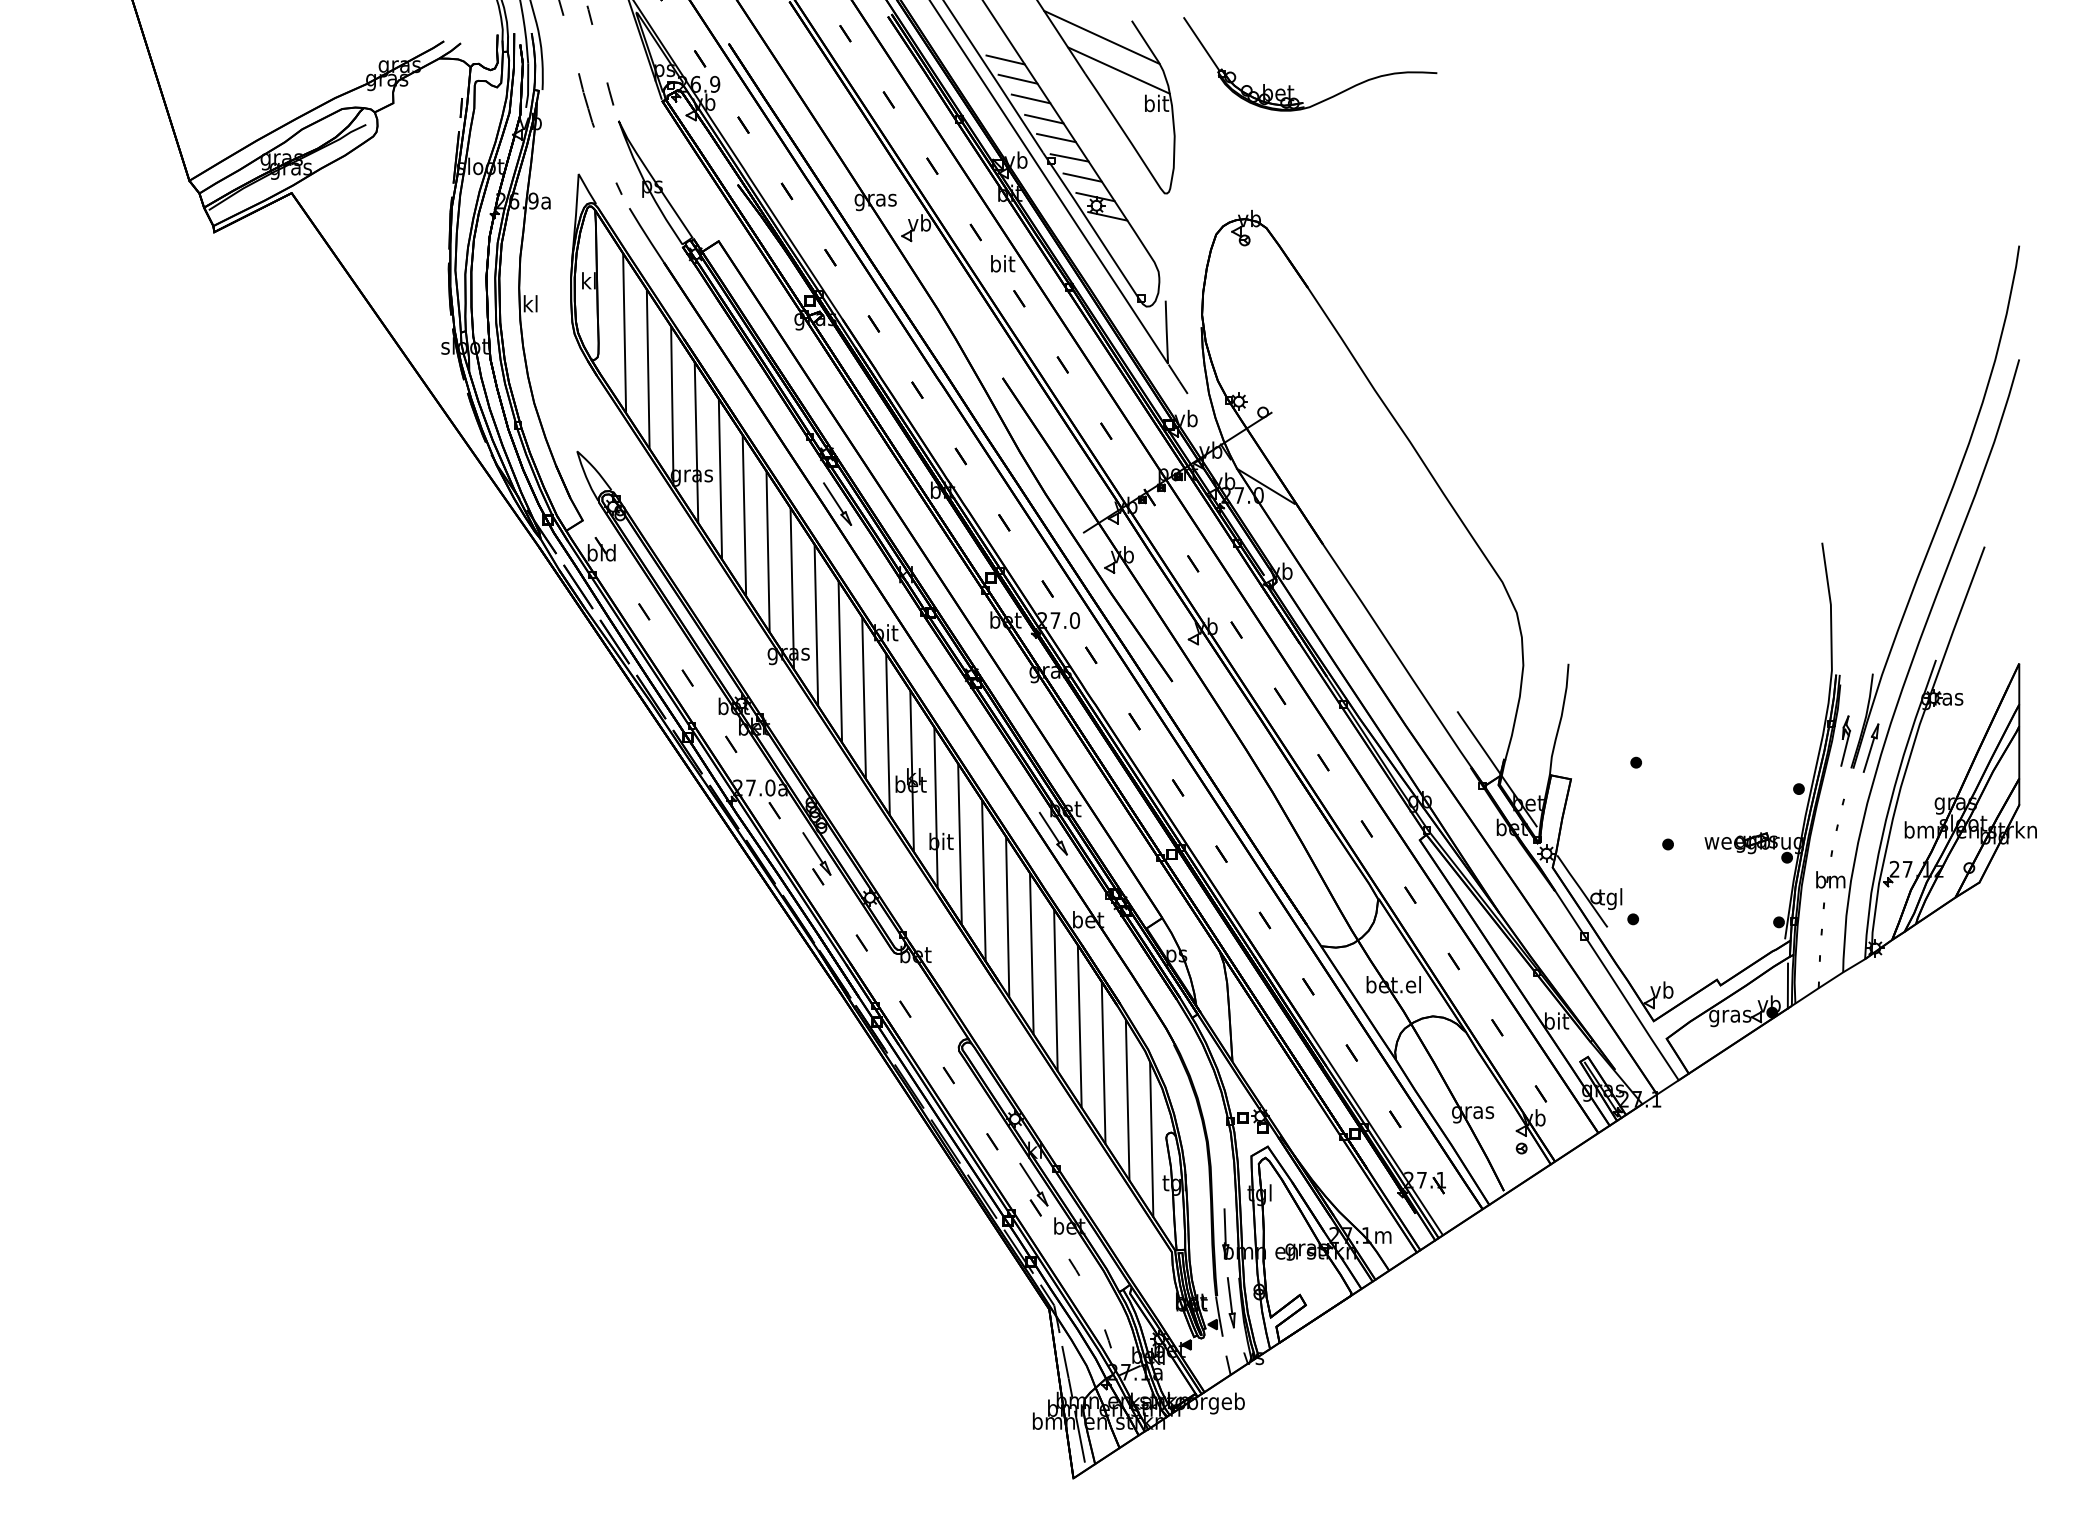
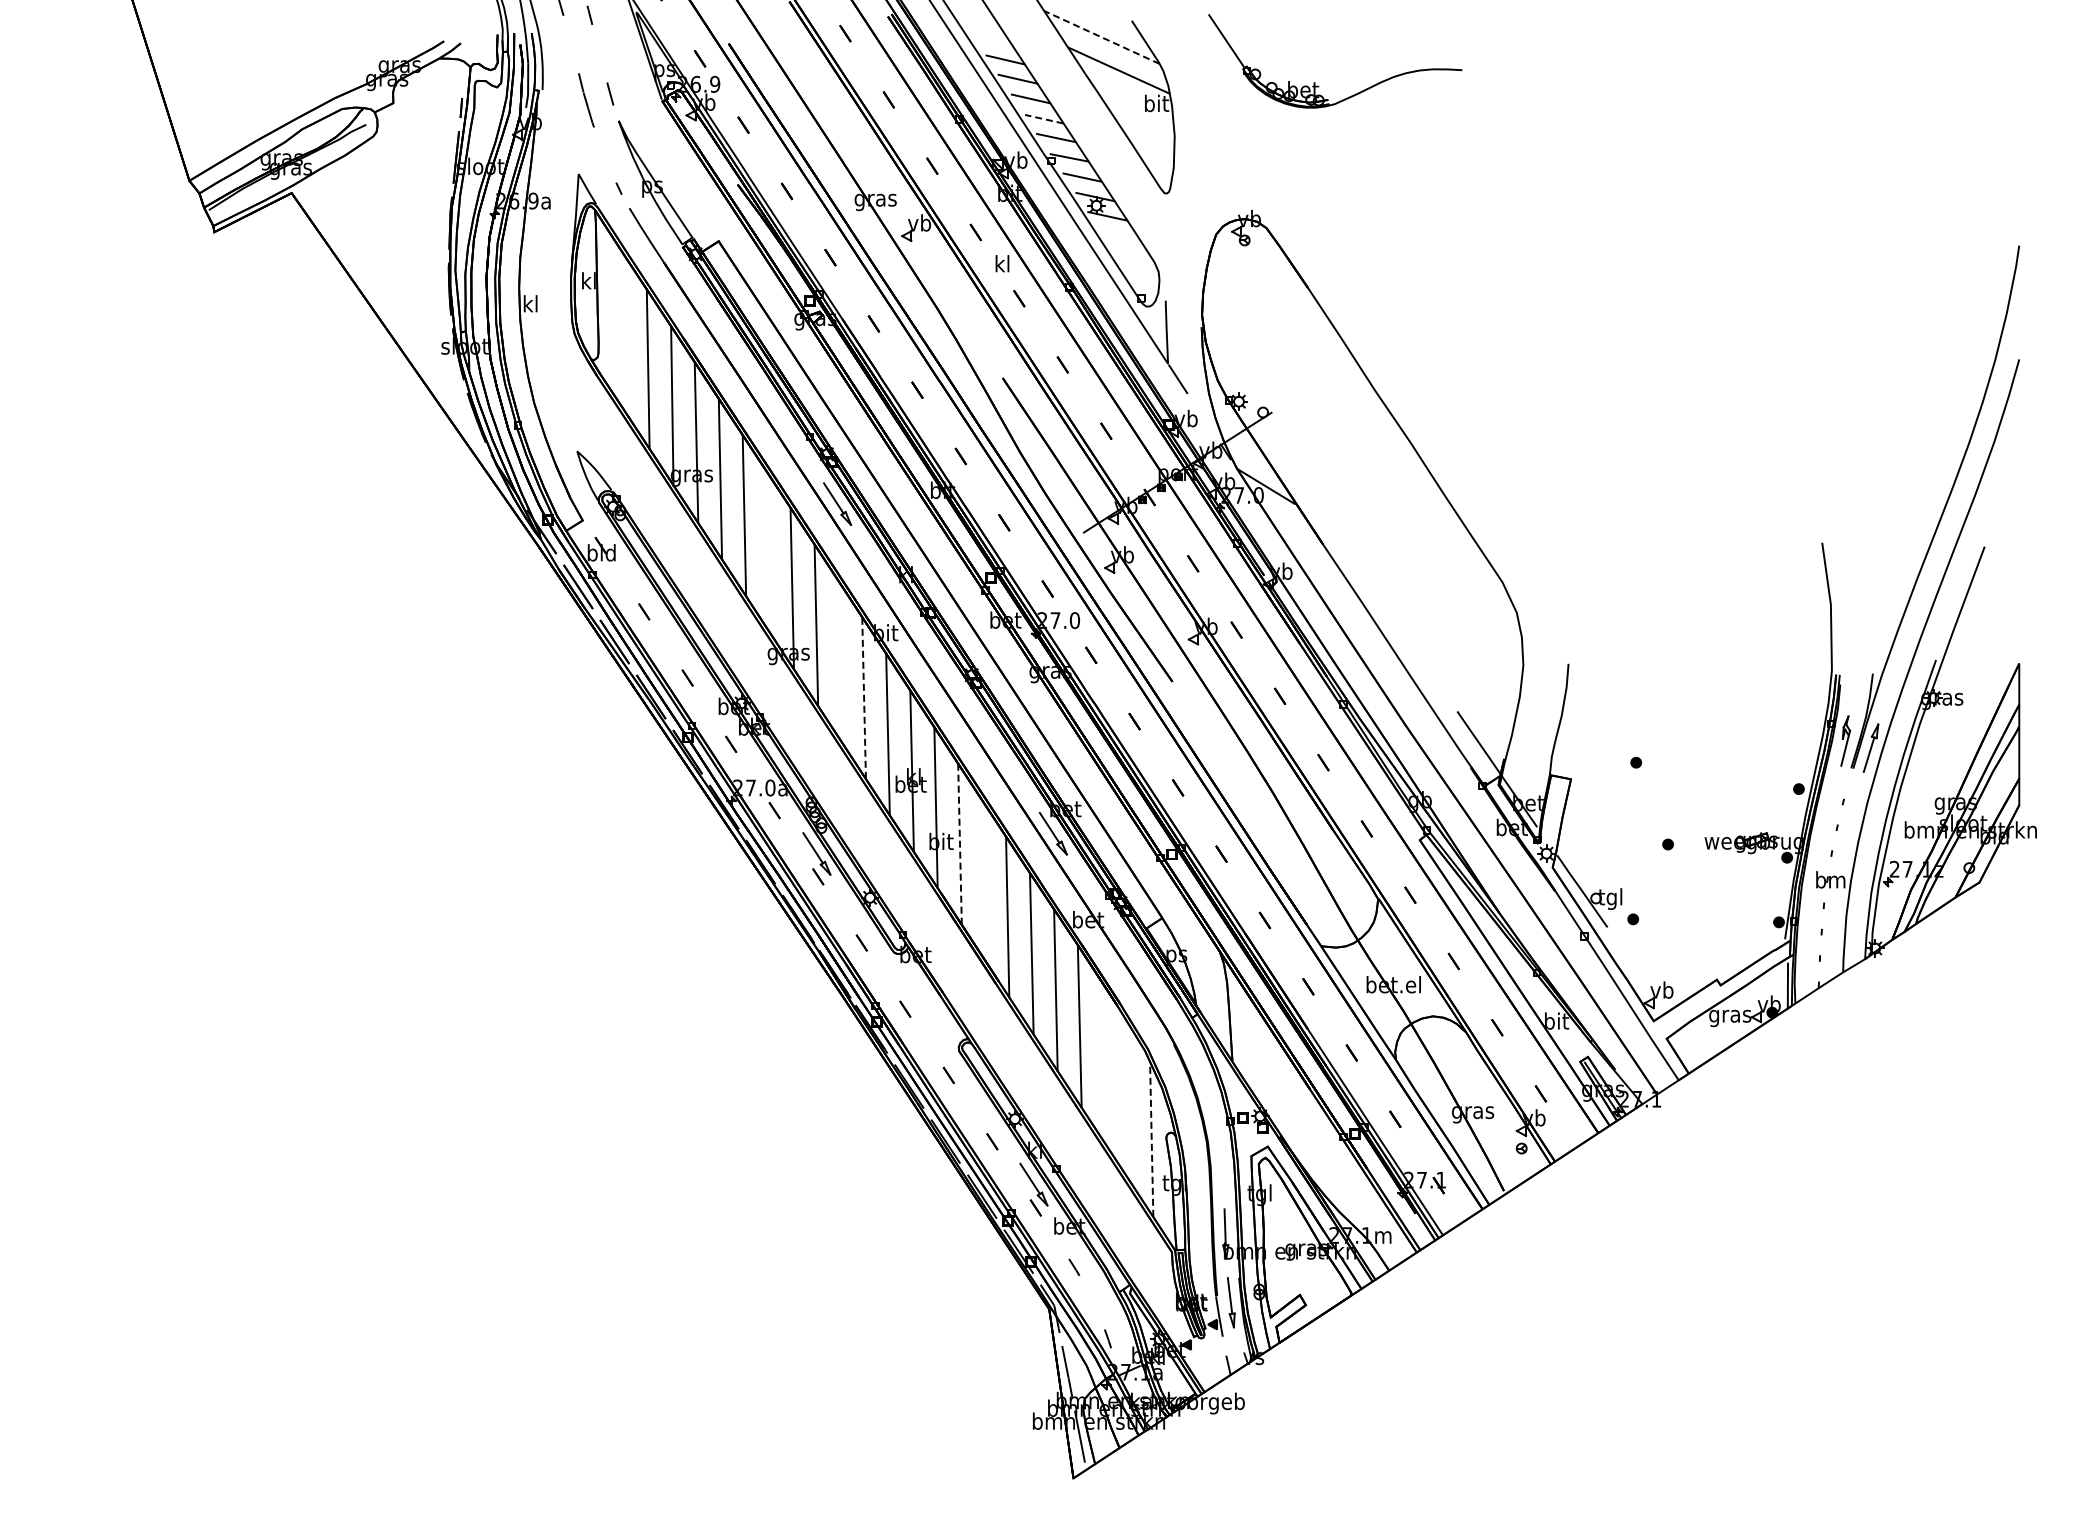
line: solid -> dashed (1101, 37)
part position: (1290, 85) -> (1315, 82) (1315, 82)
line: solid -> dashed (1044, 119)
text: bit -> kl (1003, 263)
line: present -> none (624, 332)
line: present -> none (767, 551)
line: present -> none (840, 661)
line: solid -> dashed (864, 698)
line: solid -> dashed (959, 843)
line: present -> none (983, 880)
line: present -> none (1103, 1062)
line: present -> none (1127, 1099)
line: solid -> dashed (1151, 1138)
